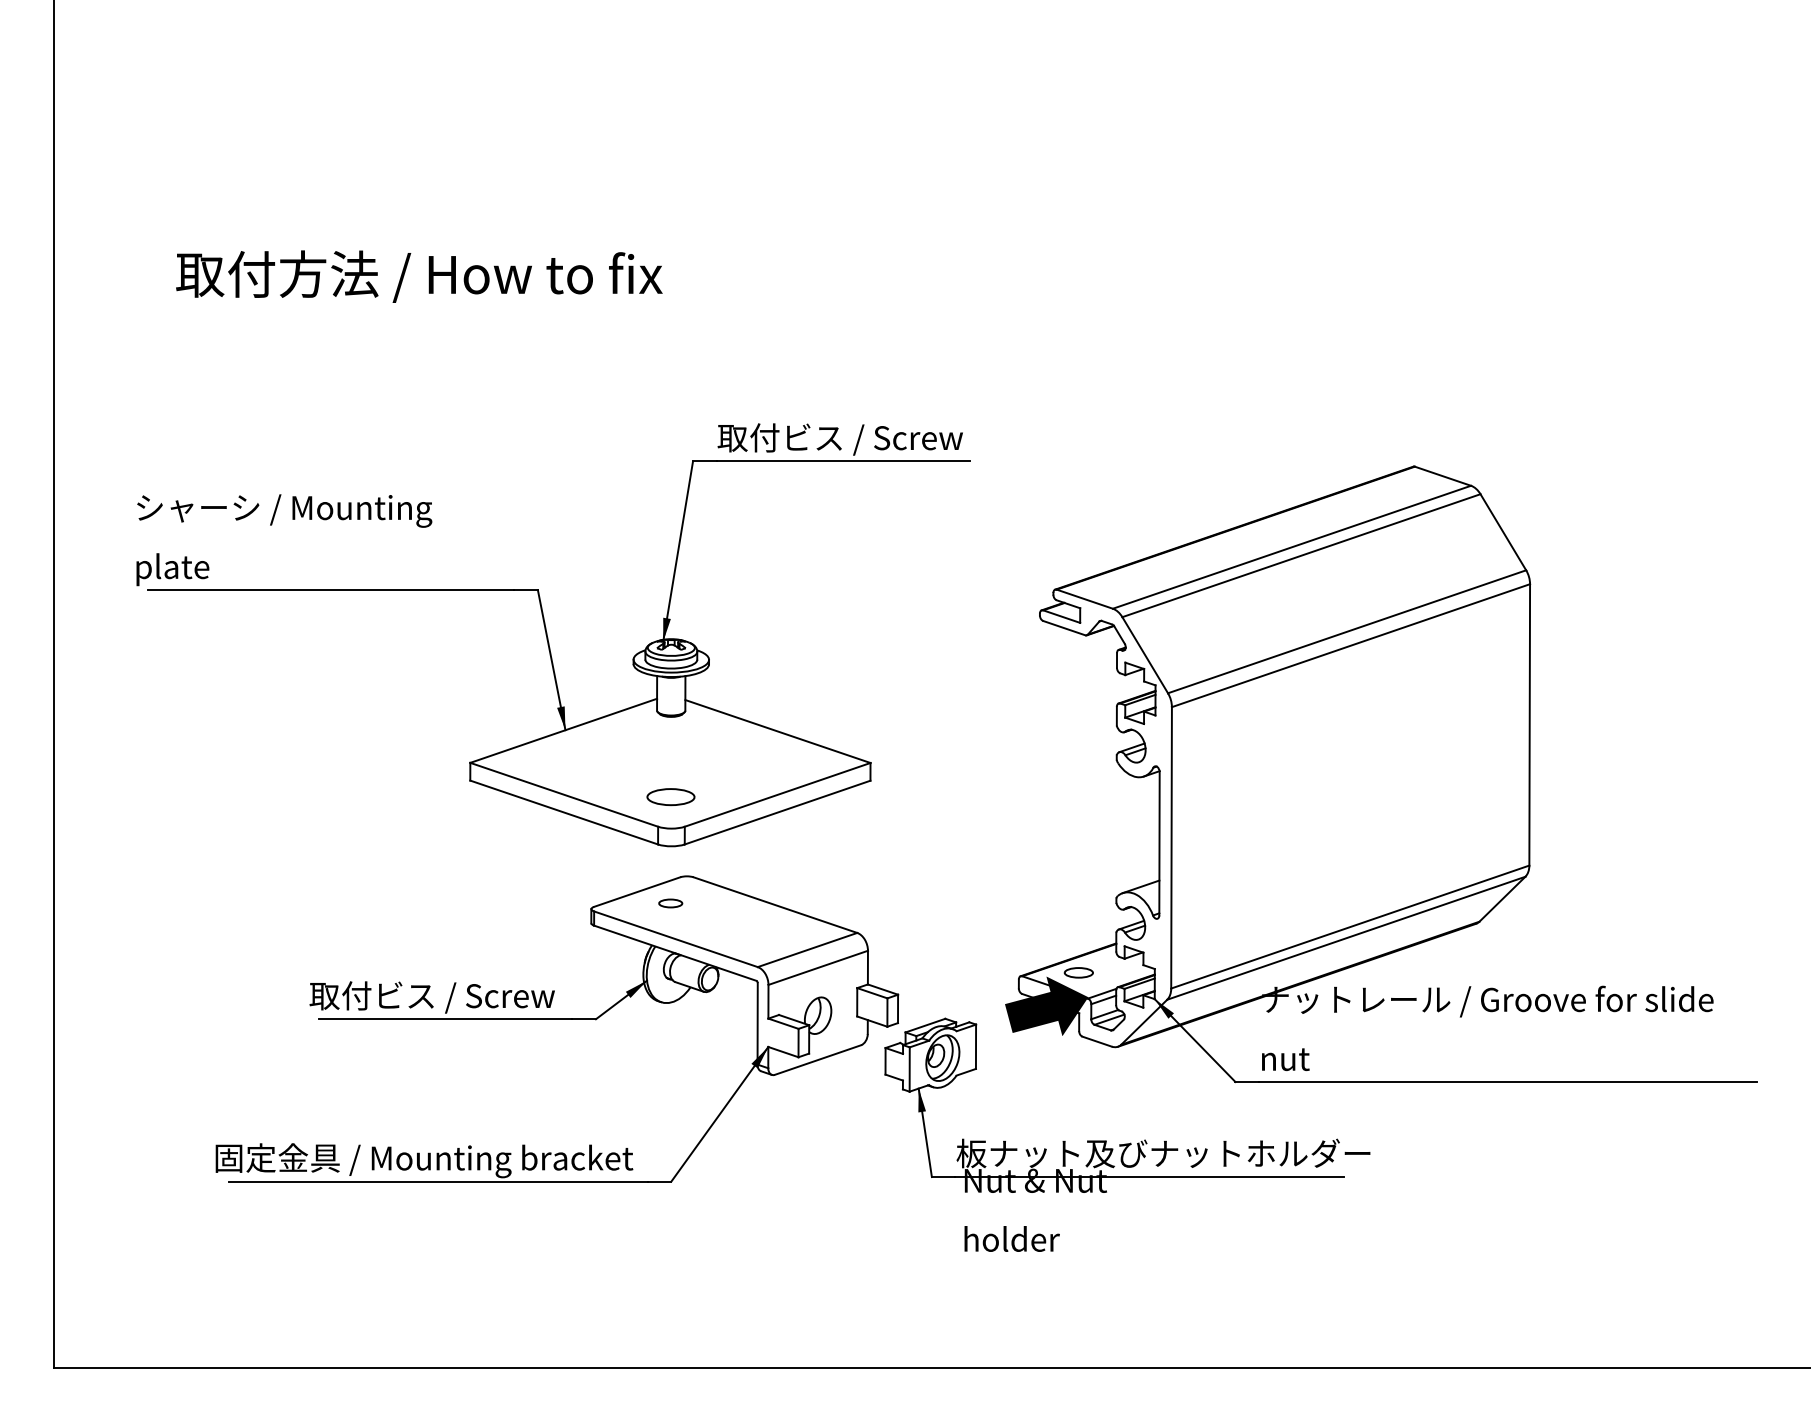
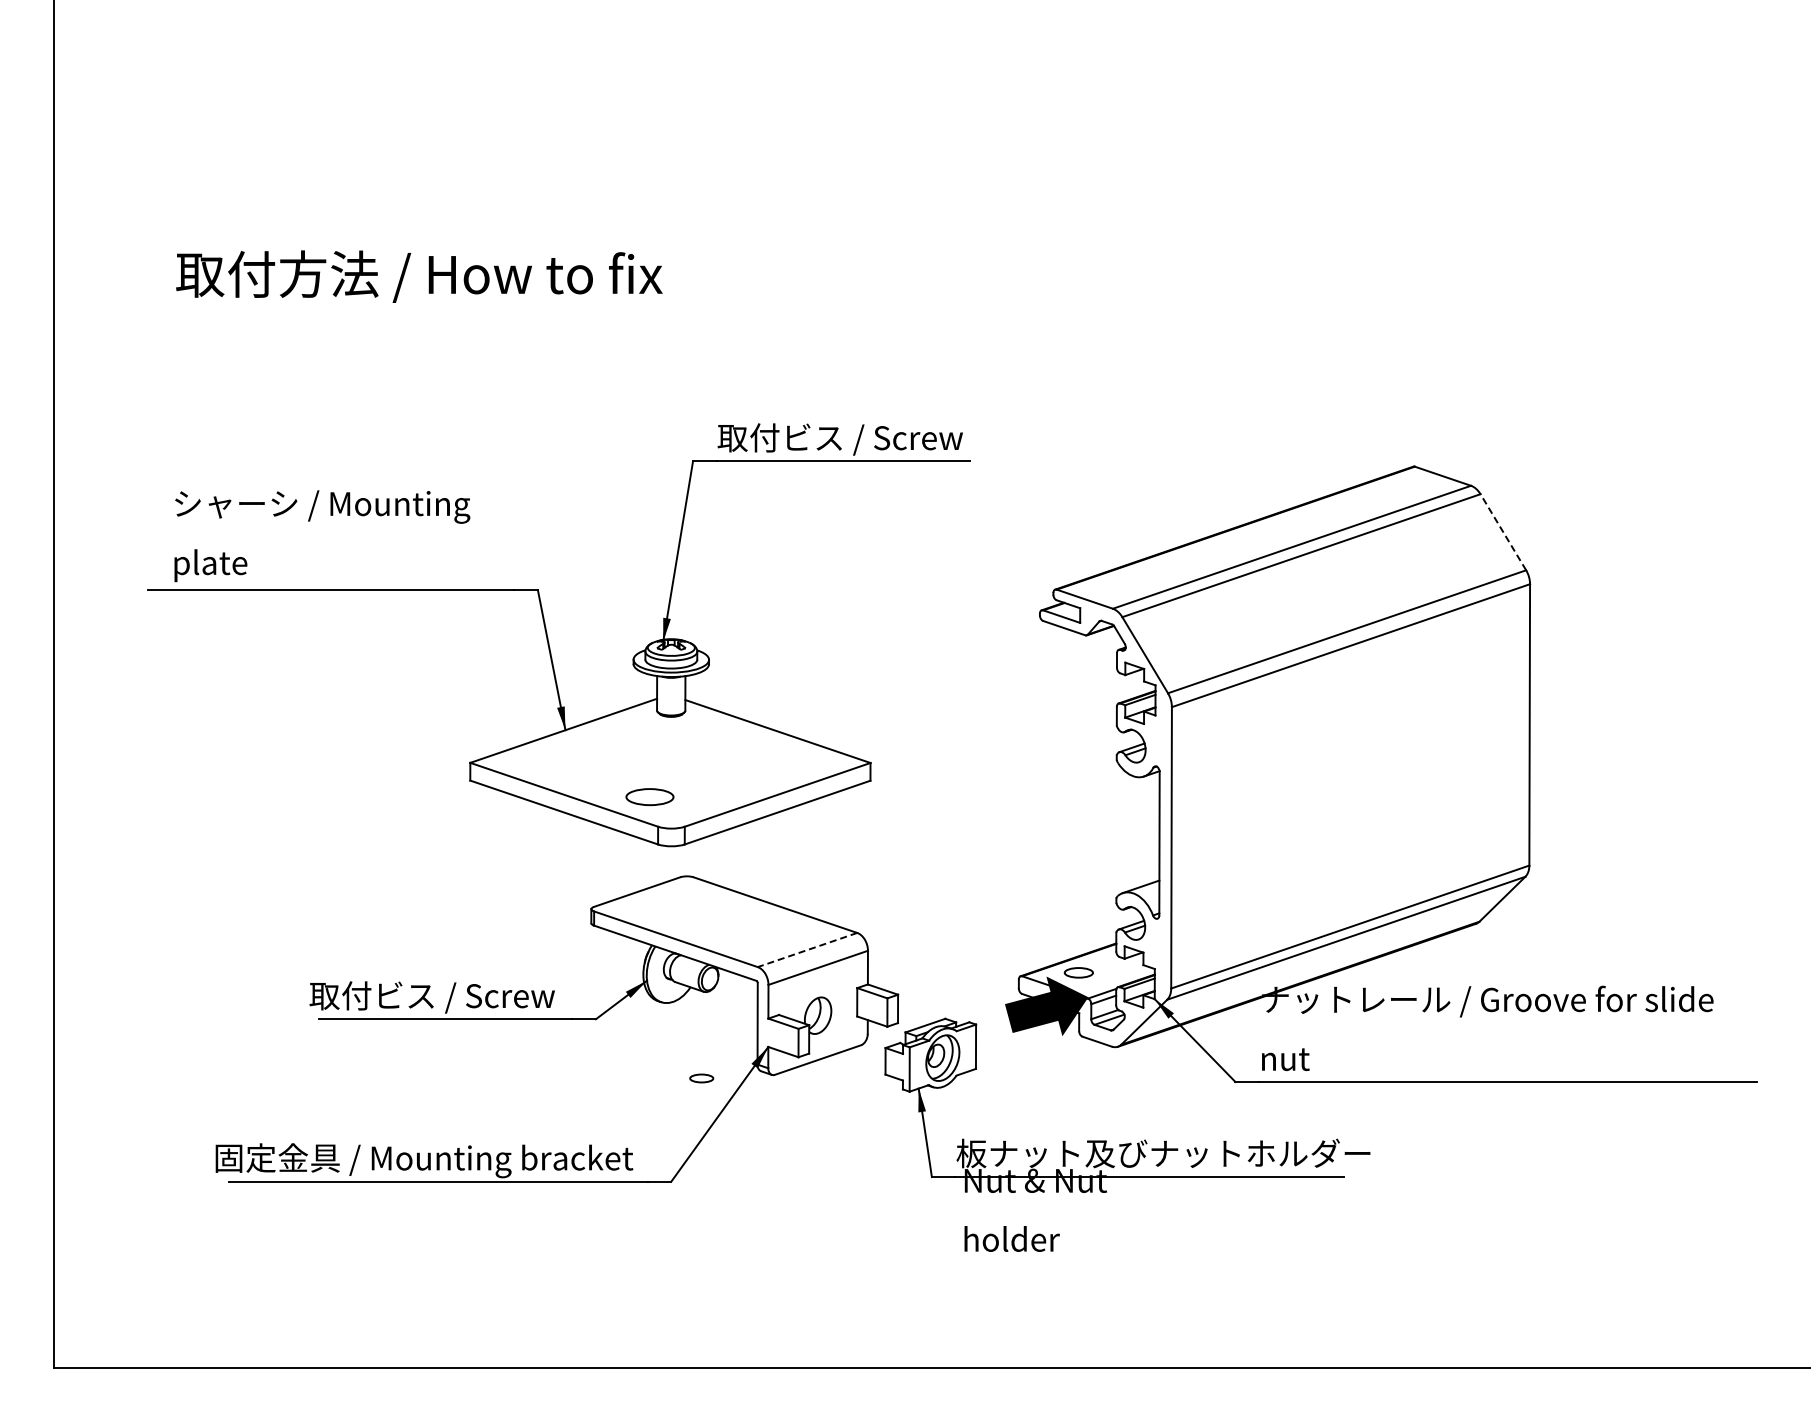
line: solid -> dashed (1503, 531)
text position: (284, 540) -> (322, 536) (322, 536)
part position: (670, 797) -> (649, 797) (649, 797)
part position: (670, 903) -> (701, 1078) (701, 1078)
line: solid -> dashed (807, 950)
